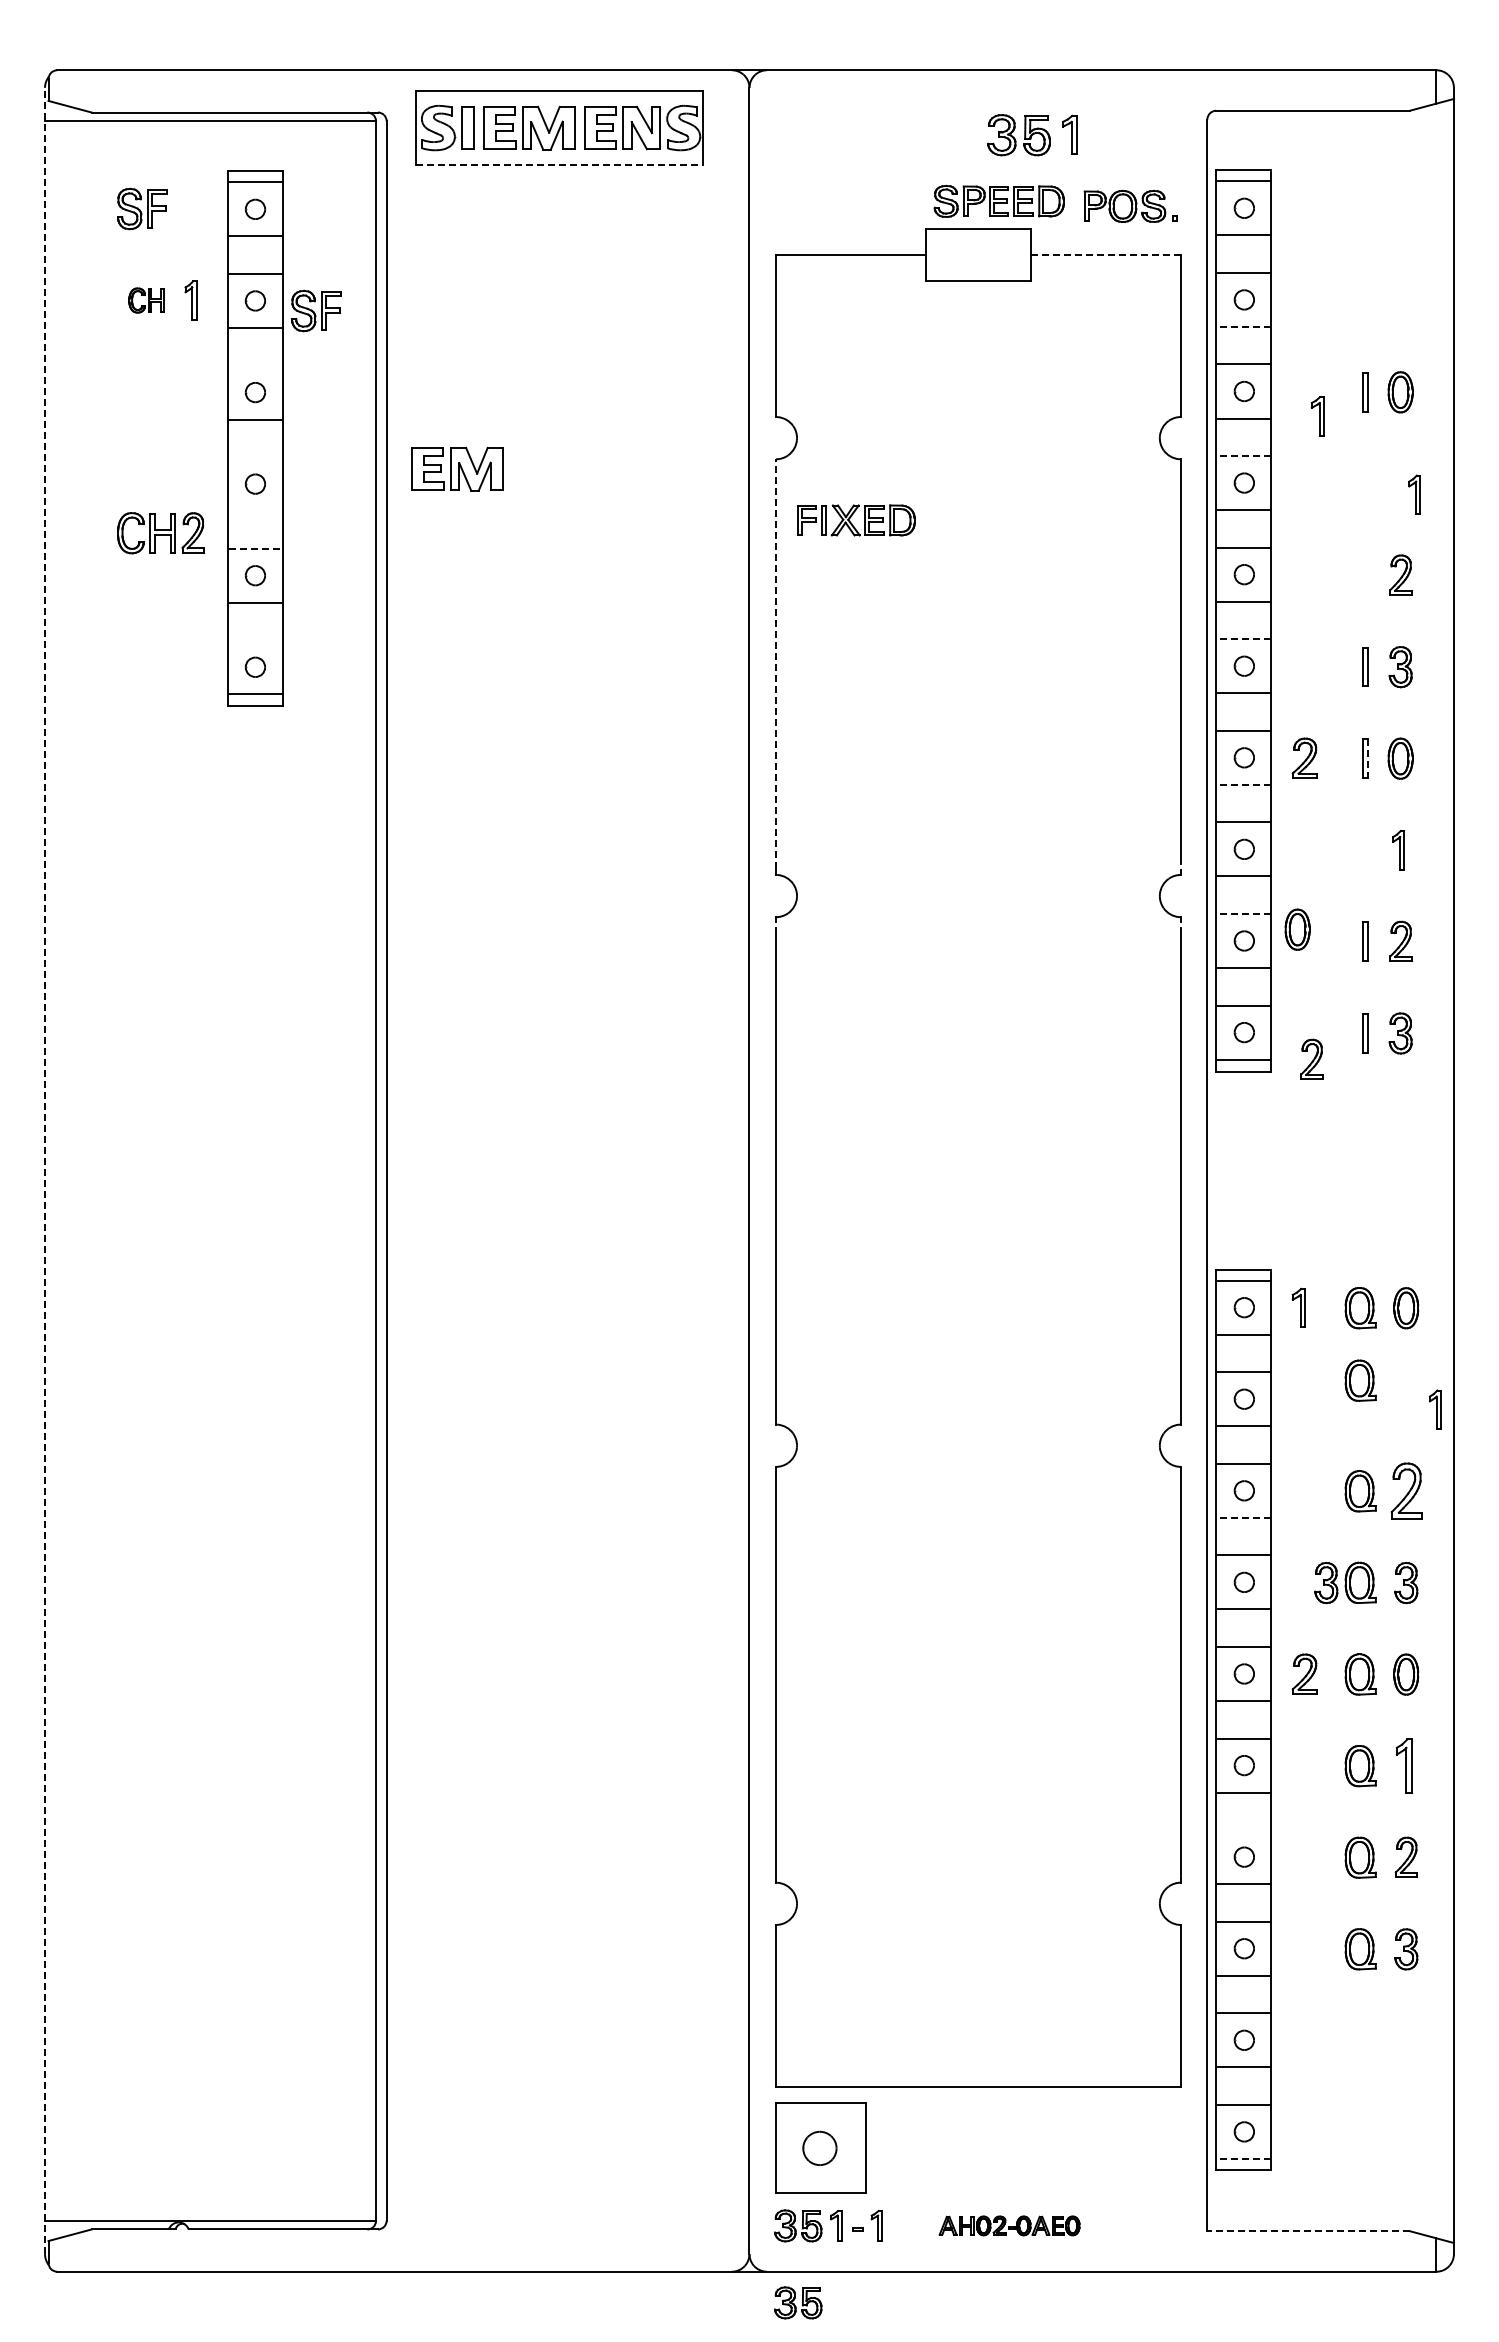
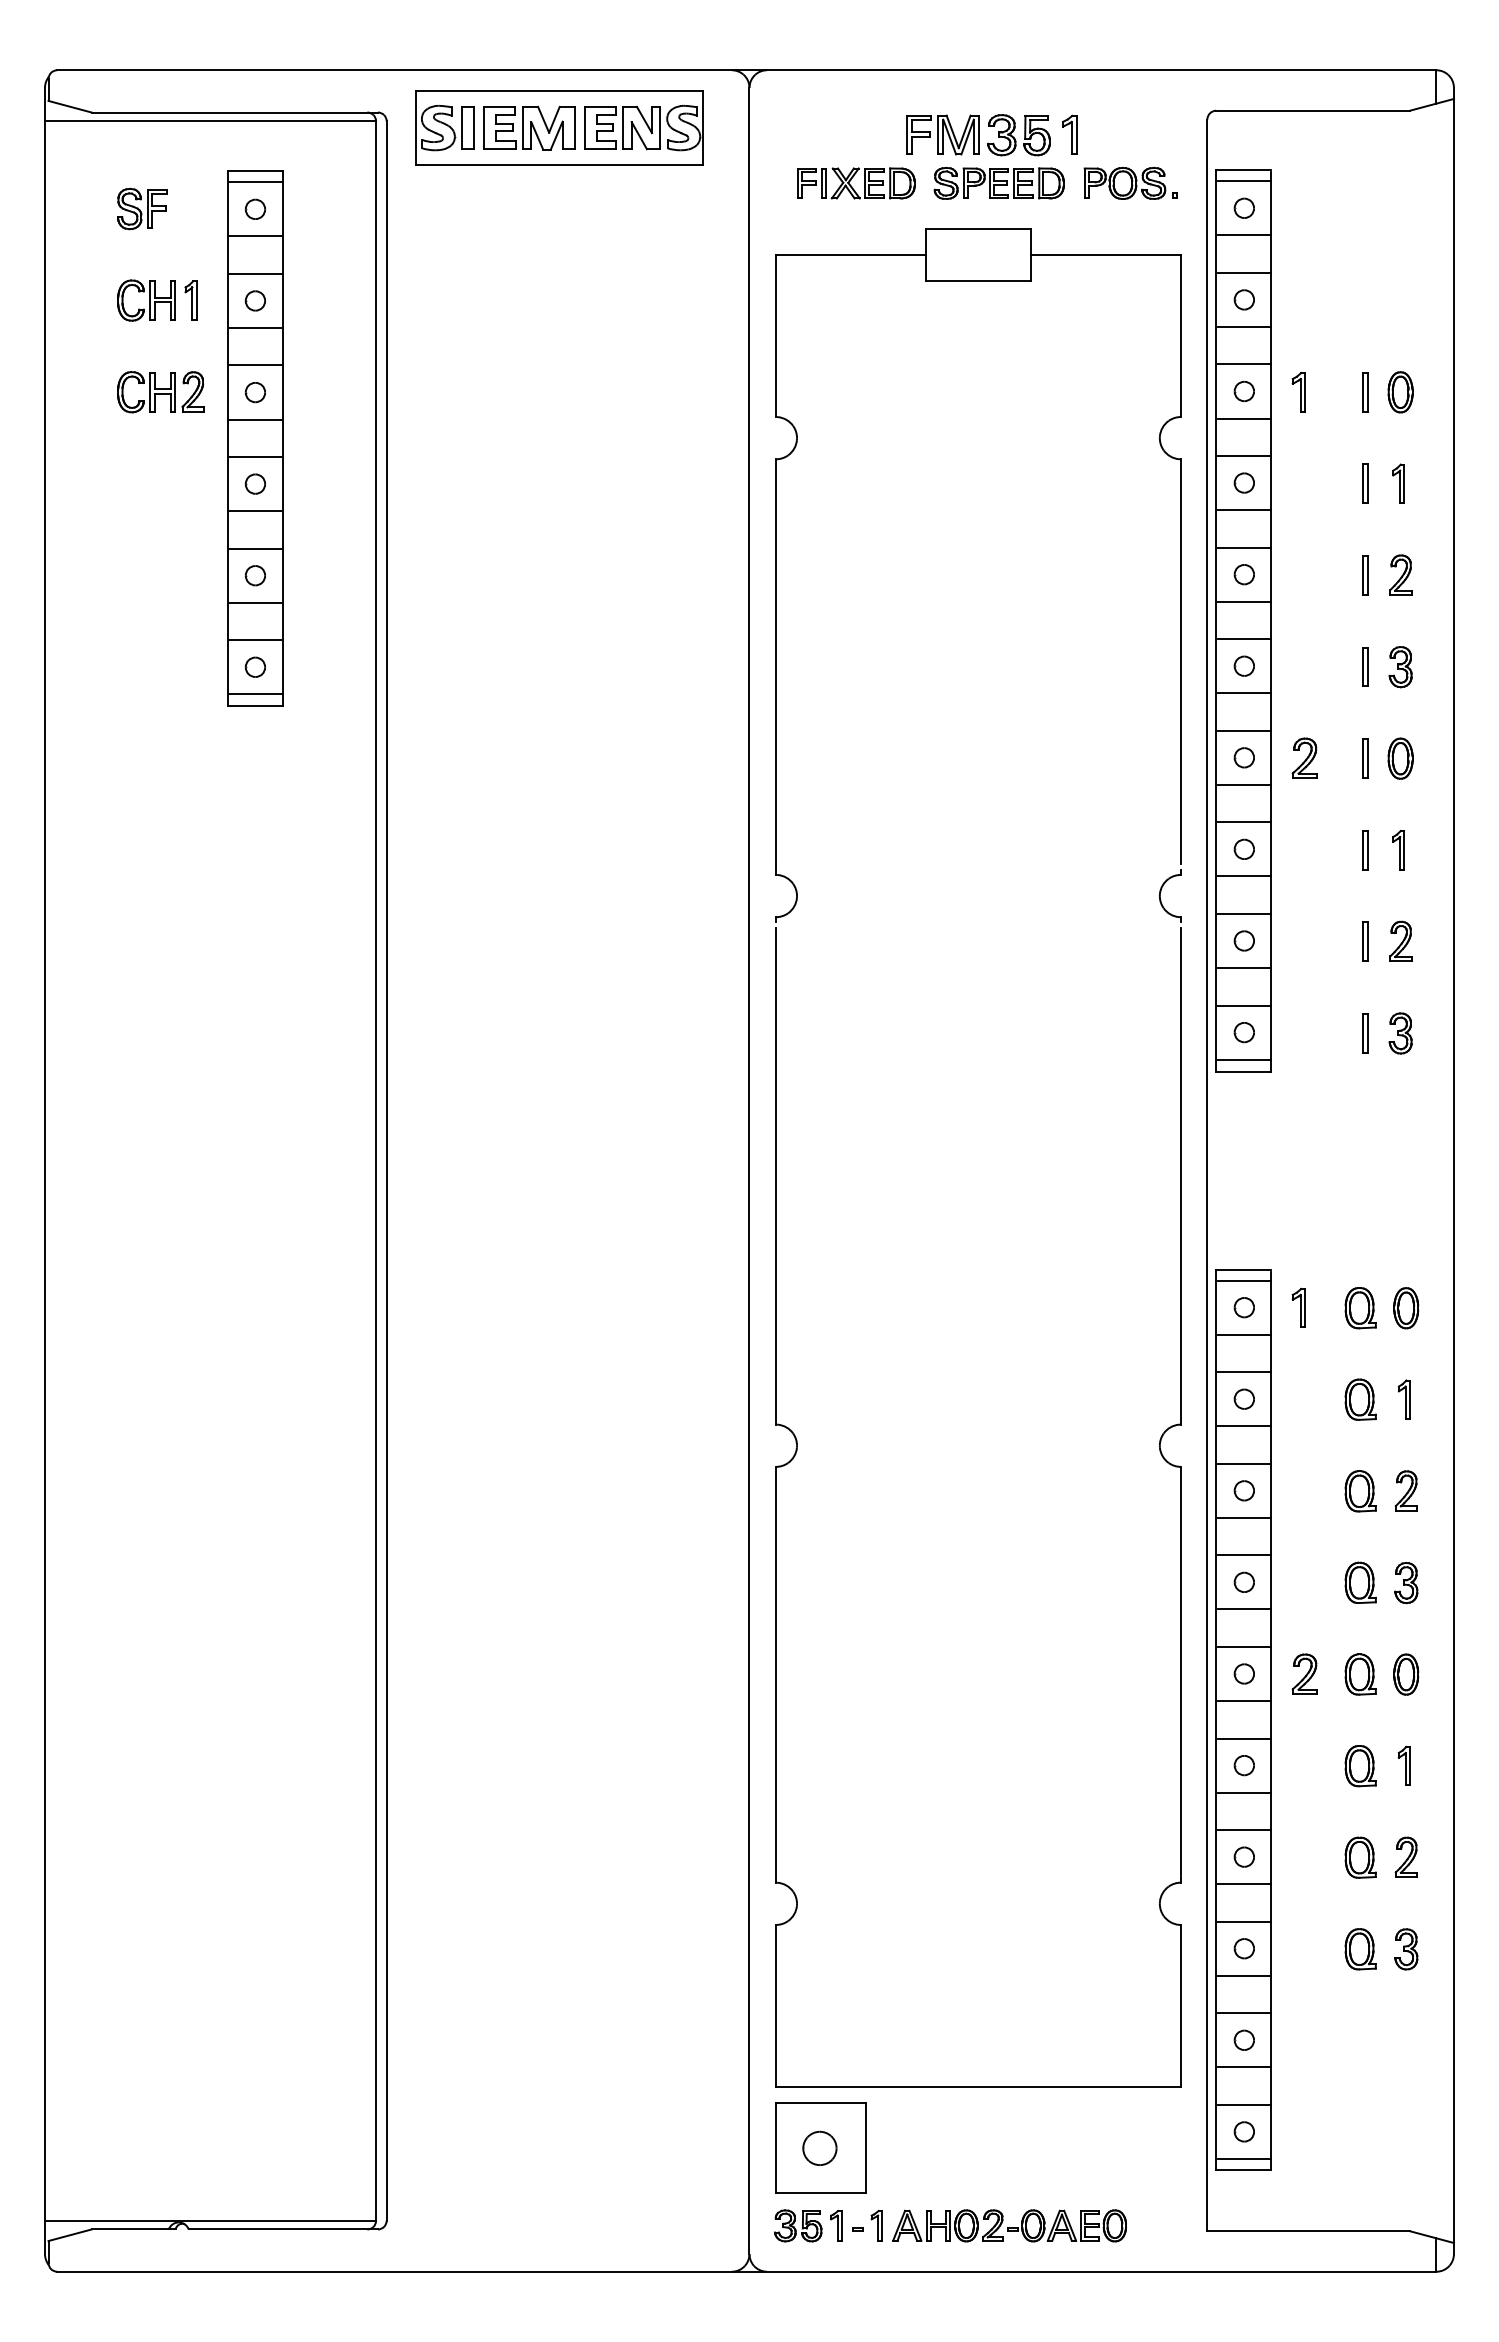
part: none -> present (942, 134)
line: dashed -> solid (559, 165)
part position: (998, 200) -> (998, 182) (998, 182)
part position: (1130, 205) -> (1130, 182) (1130, 182)
line: dashed -> solid (1106, 255)
part size: 37x27 px -> 59x43 px (146, 300)
part: present -> none (316, 310)
line: dashed -> solid (1243, 326)
line: none -> present (255, 365)
part position: (1317, 416) -> (1298, 392) (1298, 392)
line: dashed -> solid (1243, 456)
line: none -> present (255, 457)
part: present -> none (457, 468)
part: none -> present (1365, 483)
part position: (1414, 494) -> (1398, 483) (1398, 483)
line: none -> present (255, 511)
part position: (856, 520) -> (856, 183) (856, 183)
part position: (160, 533) -> (160, 392) (160, 392)
line: dashed -> solid (255, 548)
part: none -> present (1365, 575)
line: dashed -> solid (1243, 639)
line: none -> present (255, 640)
line: dashed -> solid (775, 664)
line: dashed -> solid (1367, 759)
line: dashed -> solid (1243, 784)
part: none -> present (1365, 850)
line: dashed -> solid (1243, 913)
part: present -> none (1297, 929)
part: present -> none (1311, 1058)
line: dashed -> solid (45, 1170)
part position: (1360, 1380) -> (1360, 1399) (1360, 1399)
part position: (1434, 1409) -> (1403, 1399) (1403, 1399)
part size: 33x58 px -> 24x42 px (1405, 1490)
line: dashed -> solid (1243, 1517)
part: present -> none (1326, 1583)
part size: 18x56 px -> 14x41 px (1403, 1765)
line: none -> present (1243, 1830)
line: dashed -> solid (1243, 2158)
part size: 143x22 px -> 235x34 px (1009, 2225)
line: dashed -> solid (1308, 2231)
part: present -> none (798, 2302)
